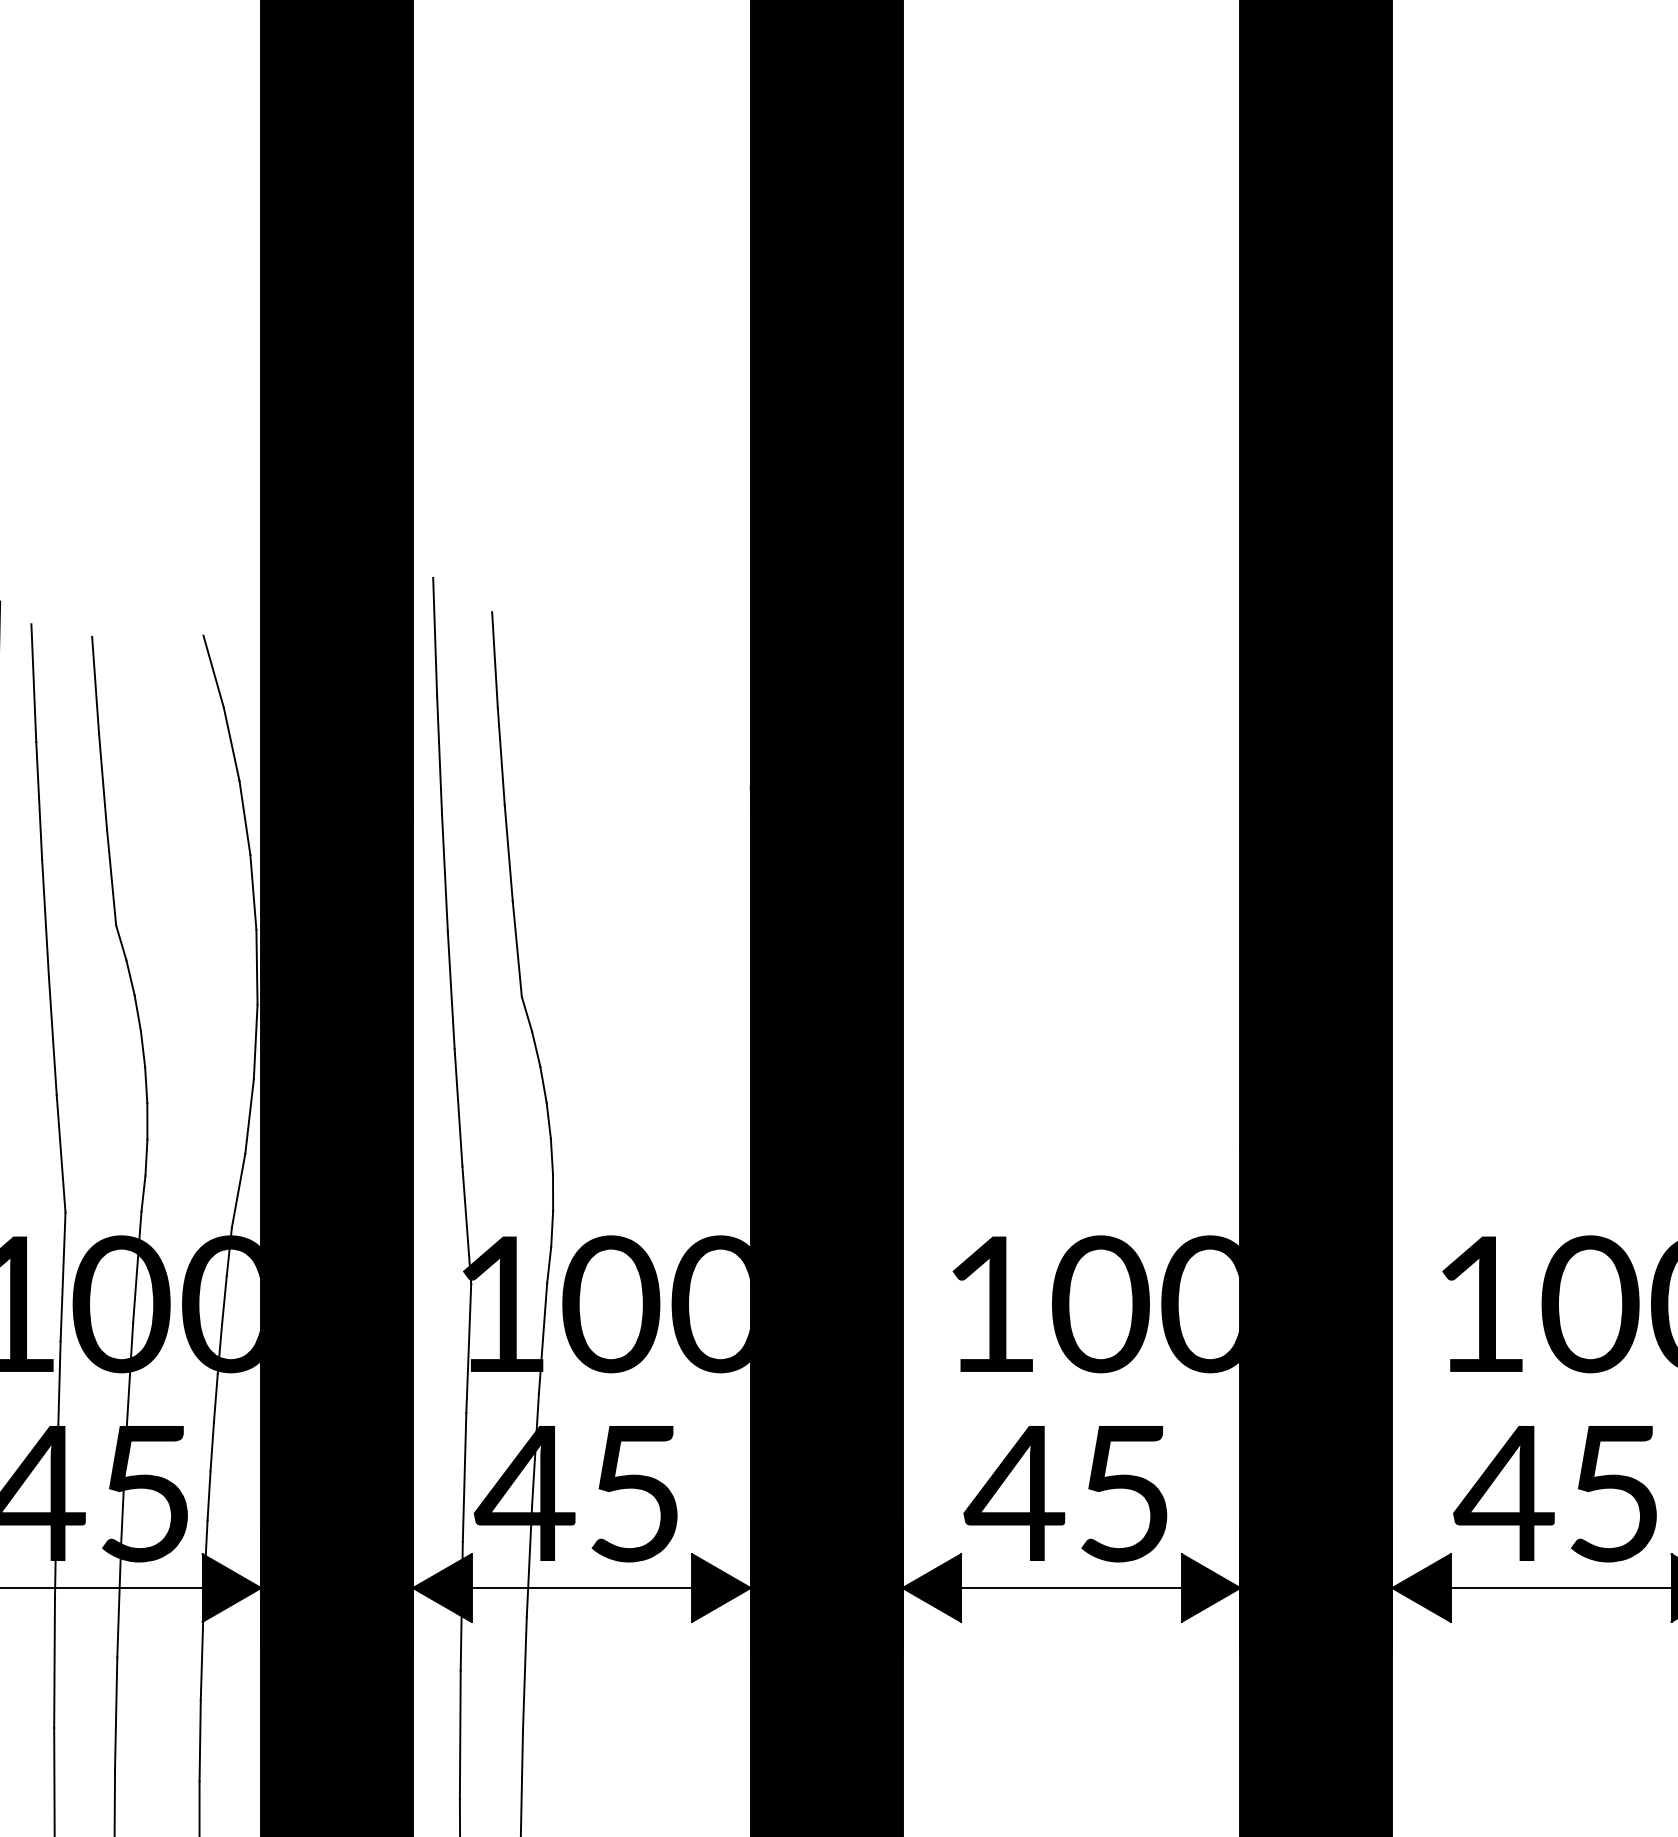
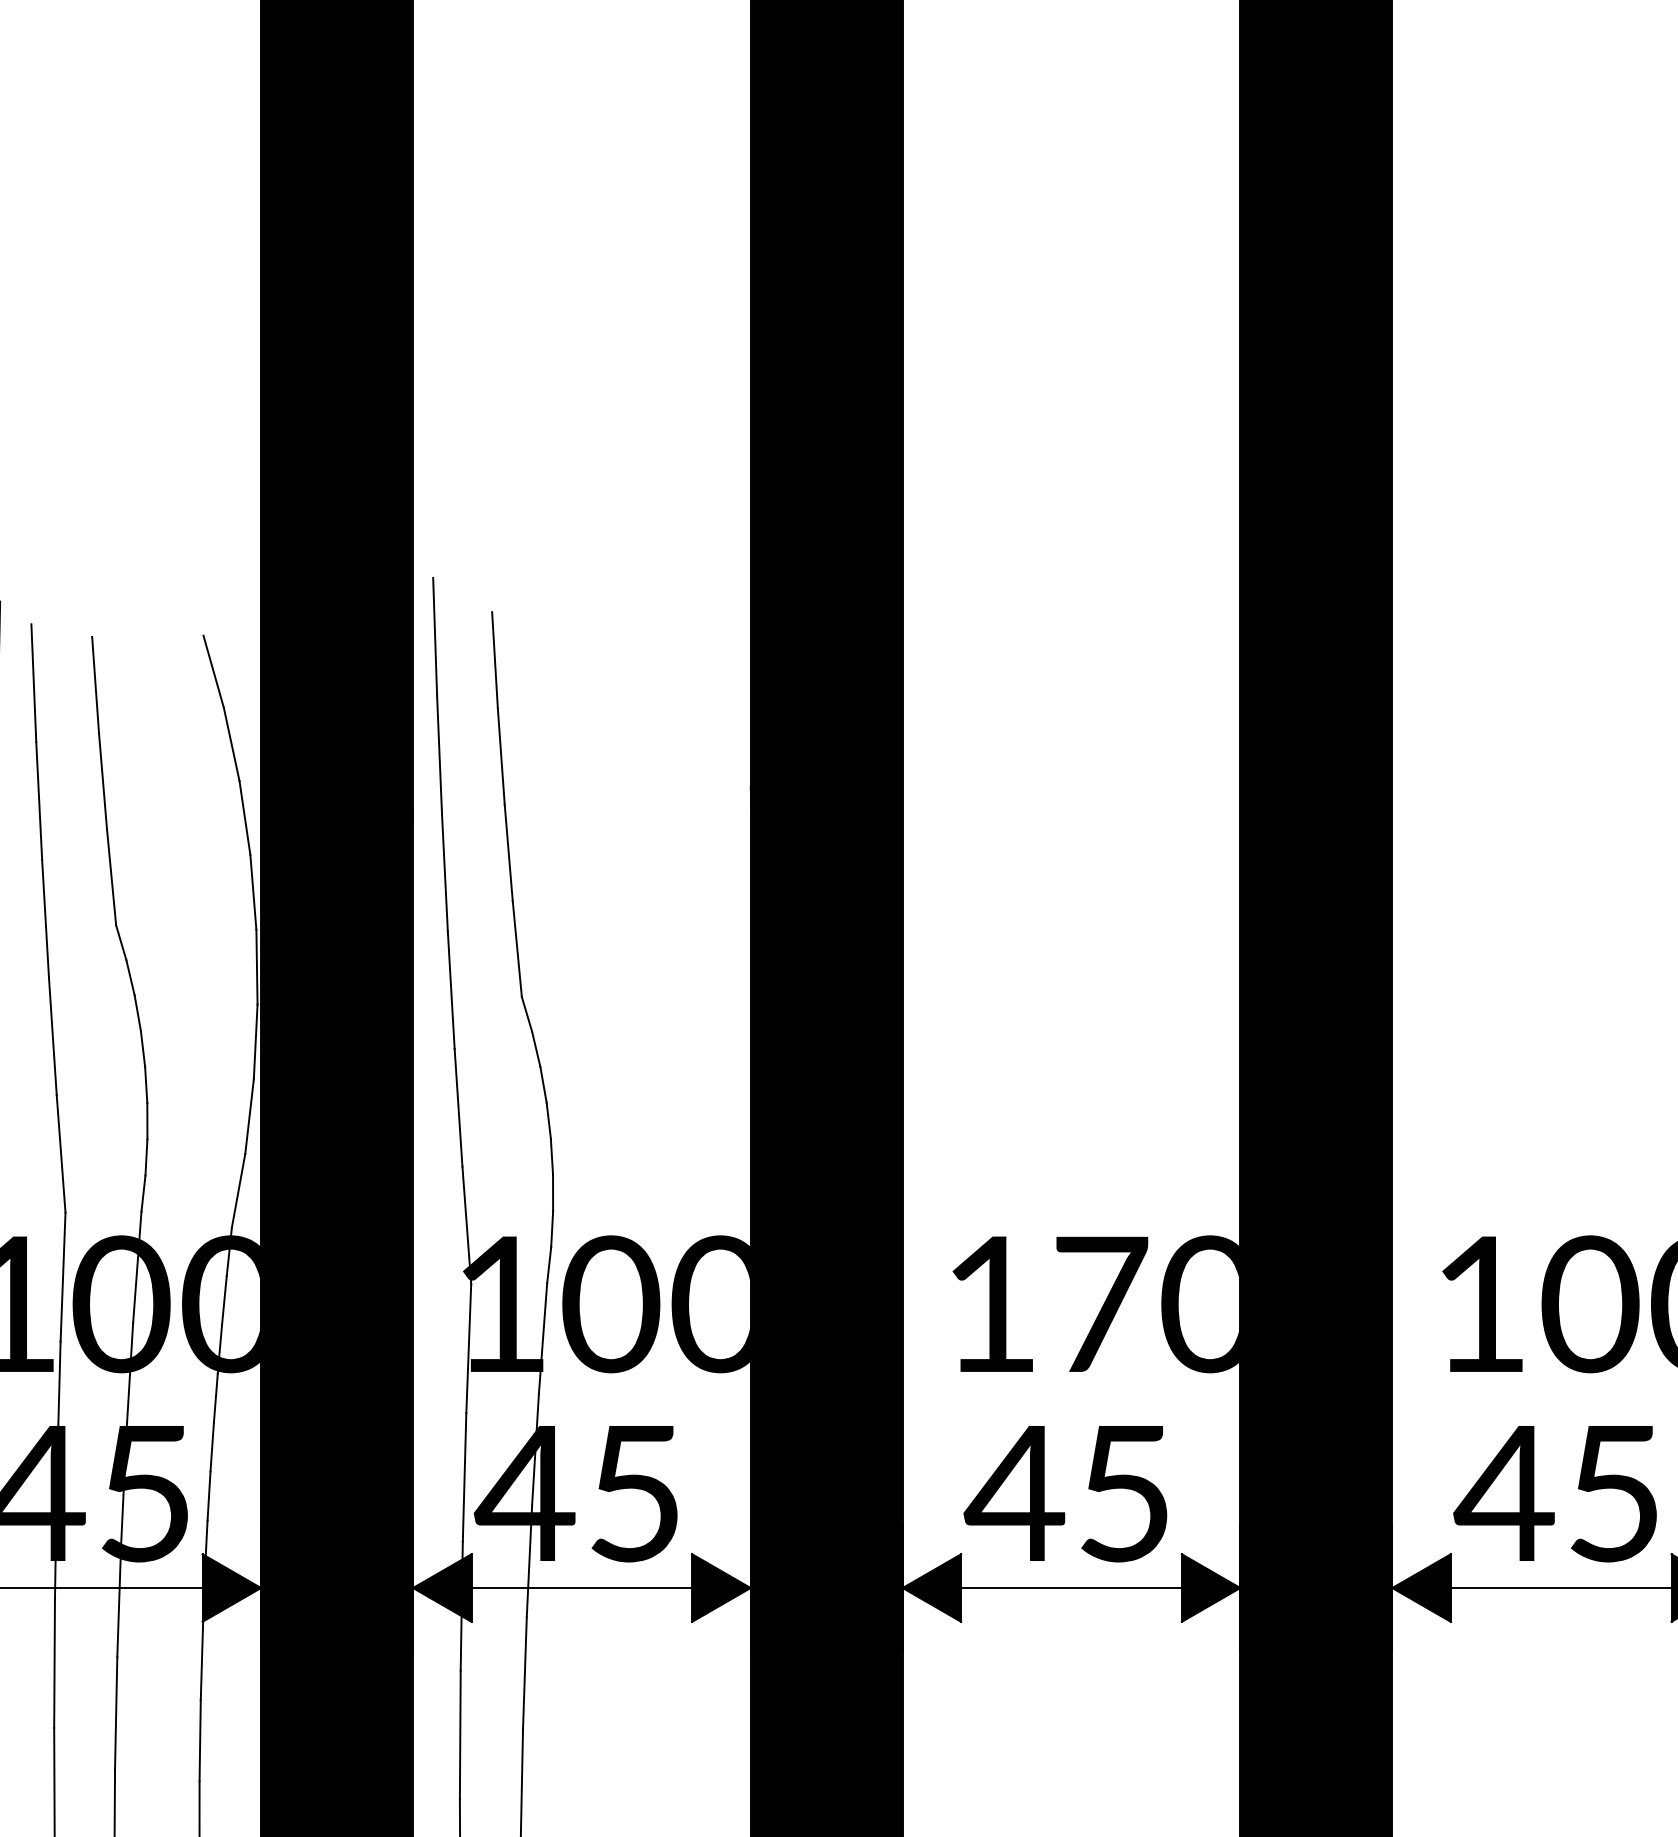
text: 100 -> 170 (1100, 1304)
